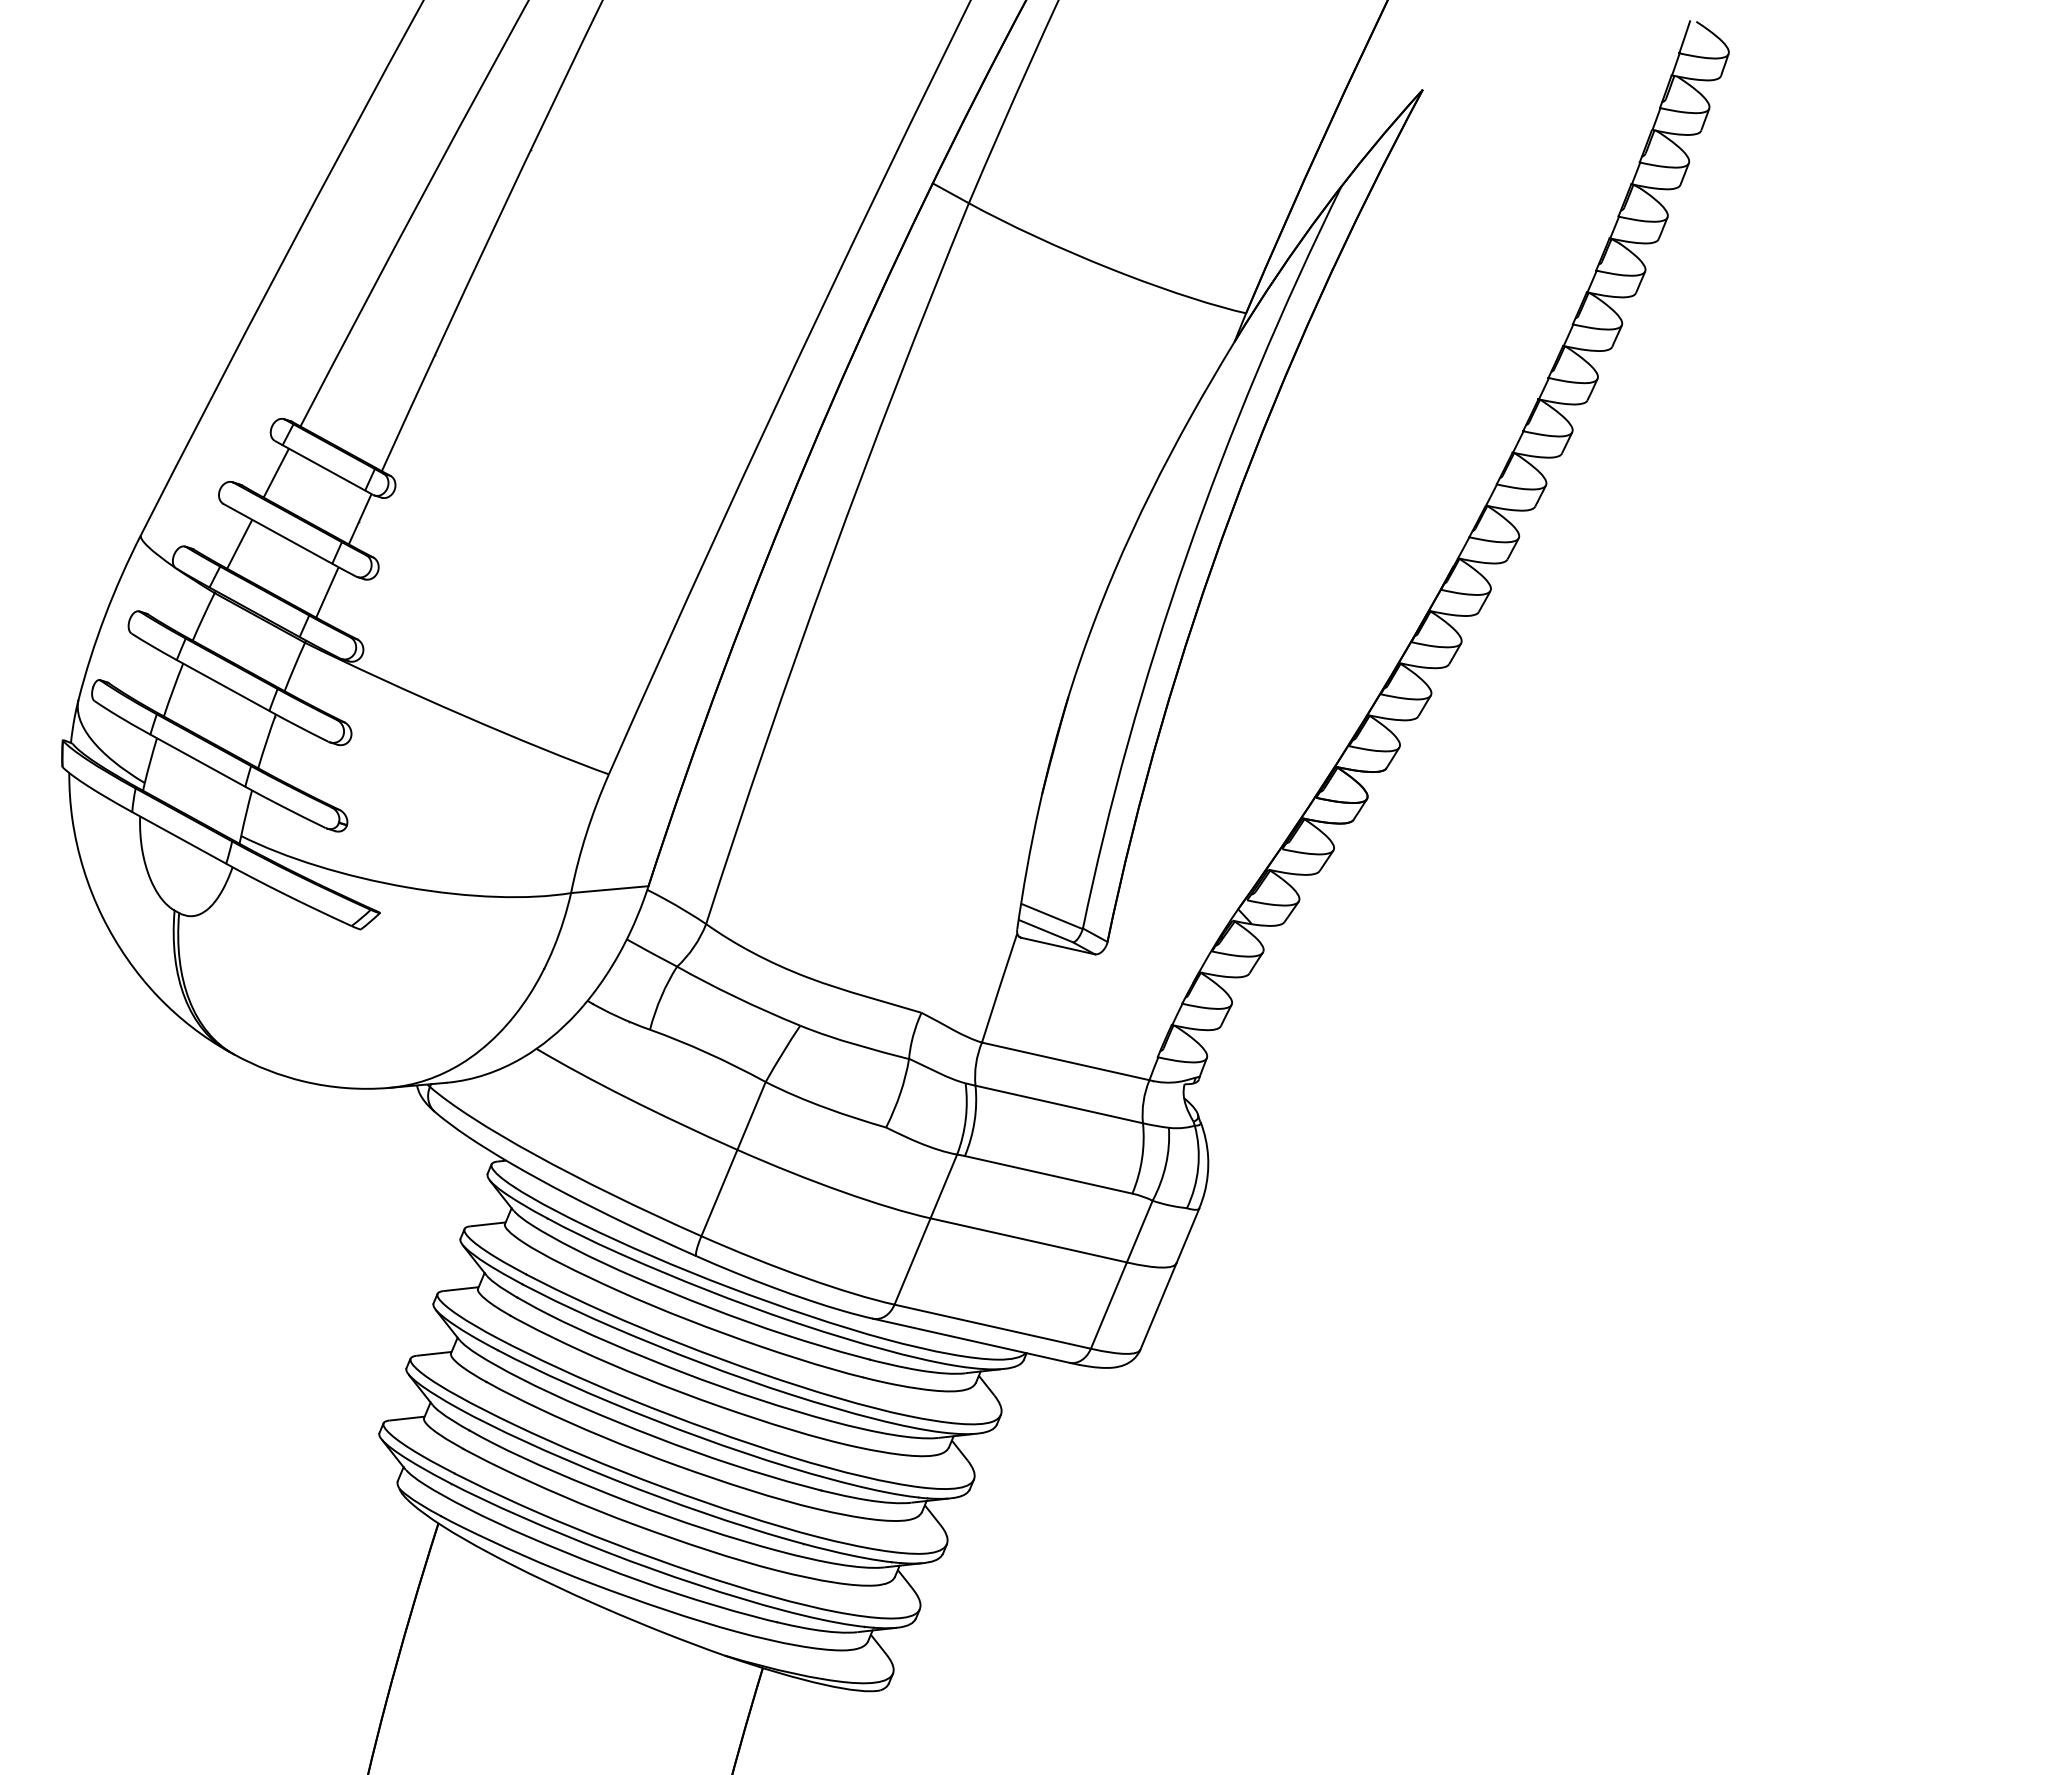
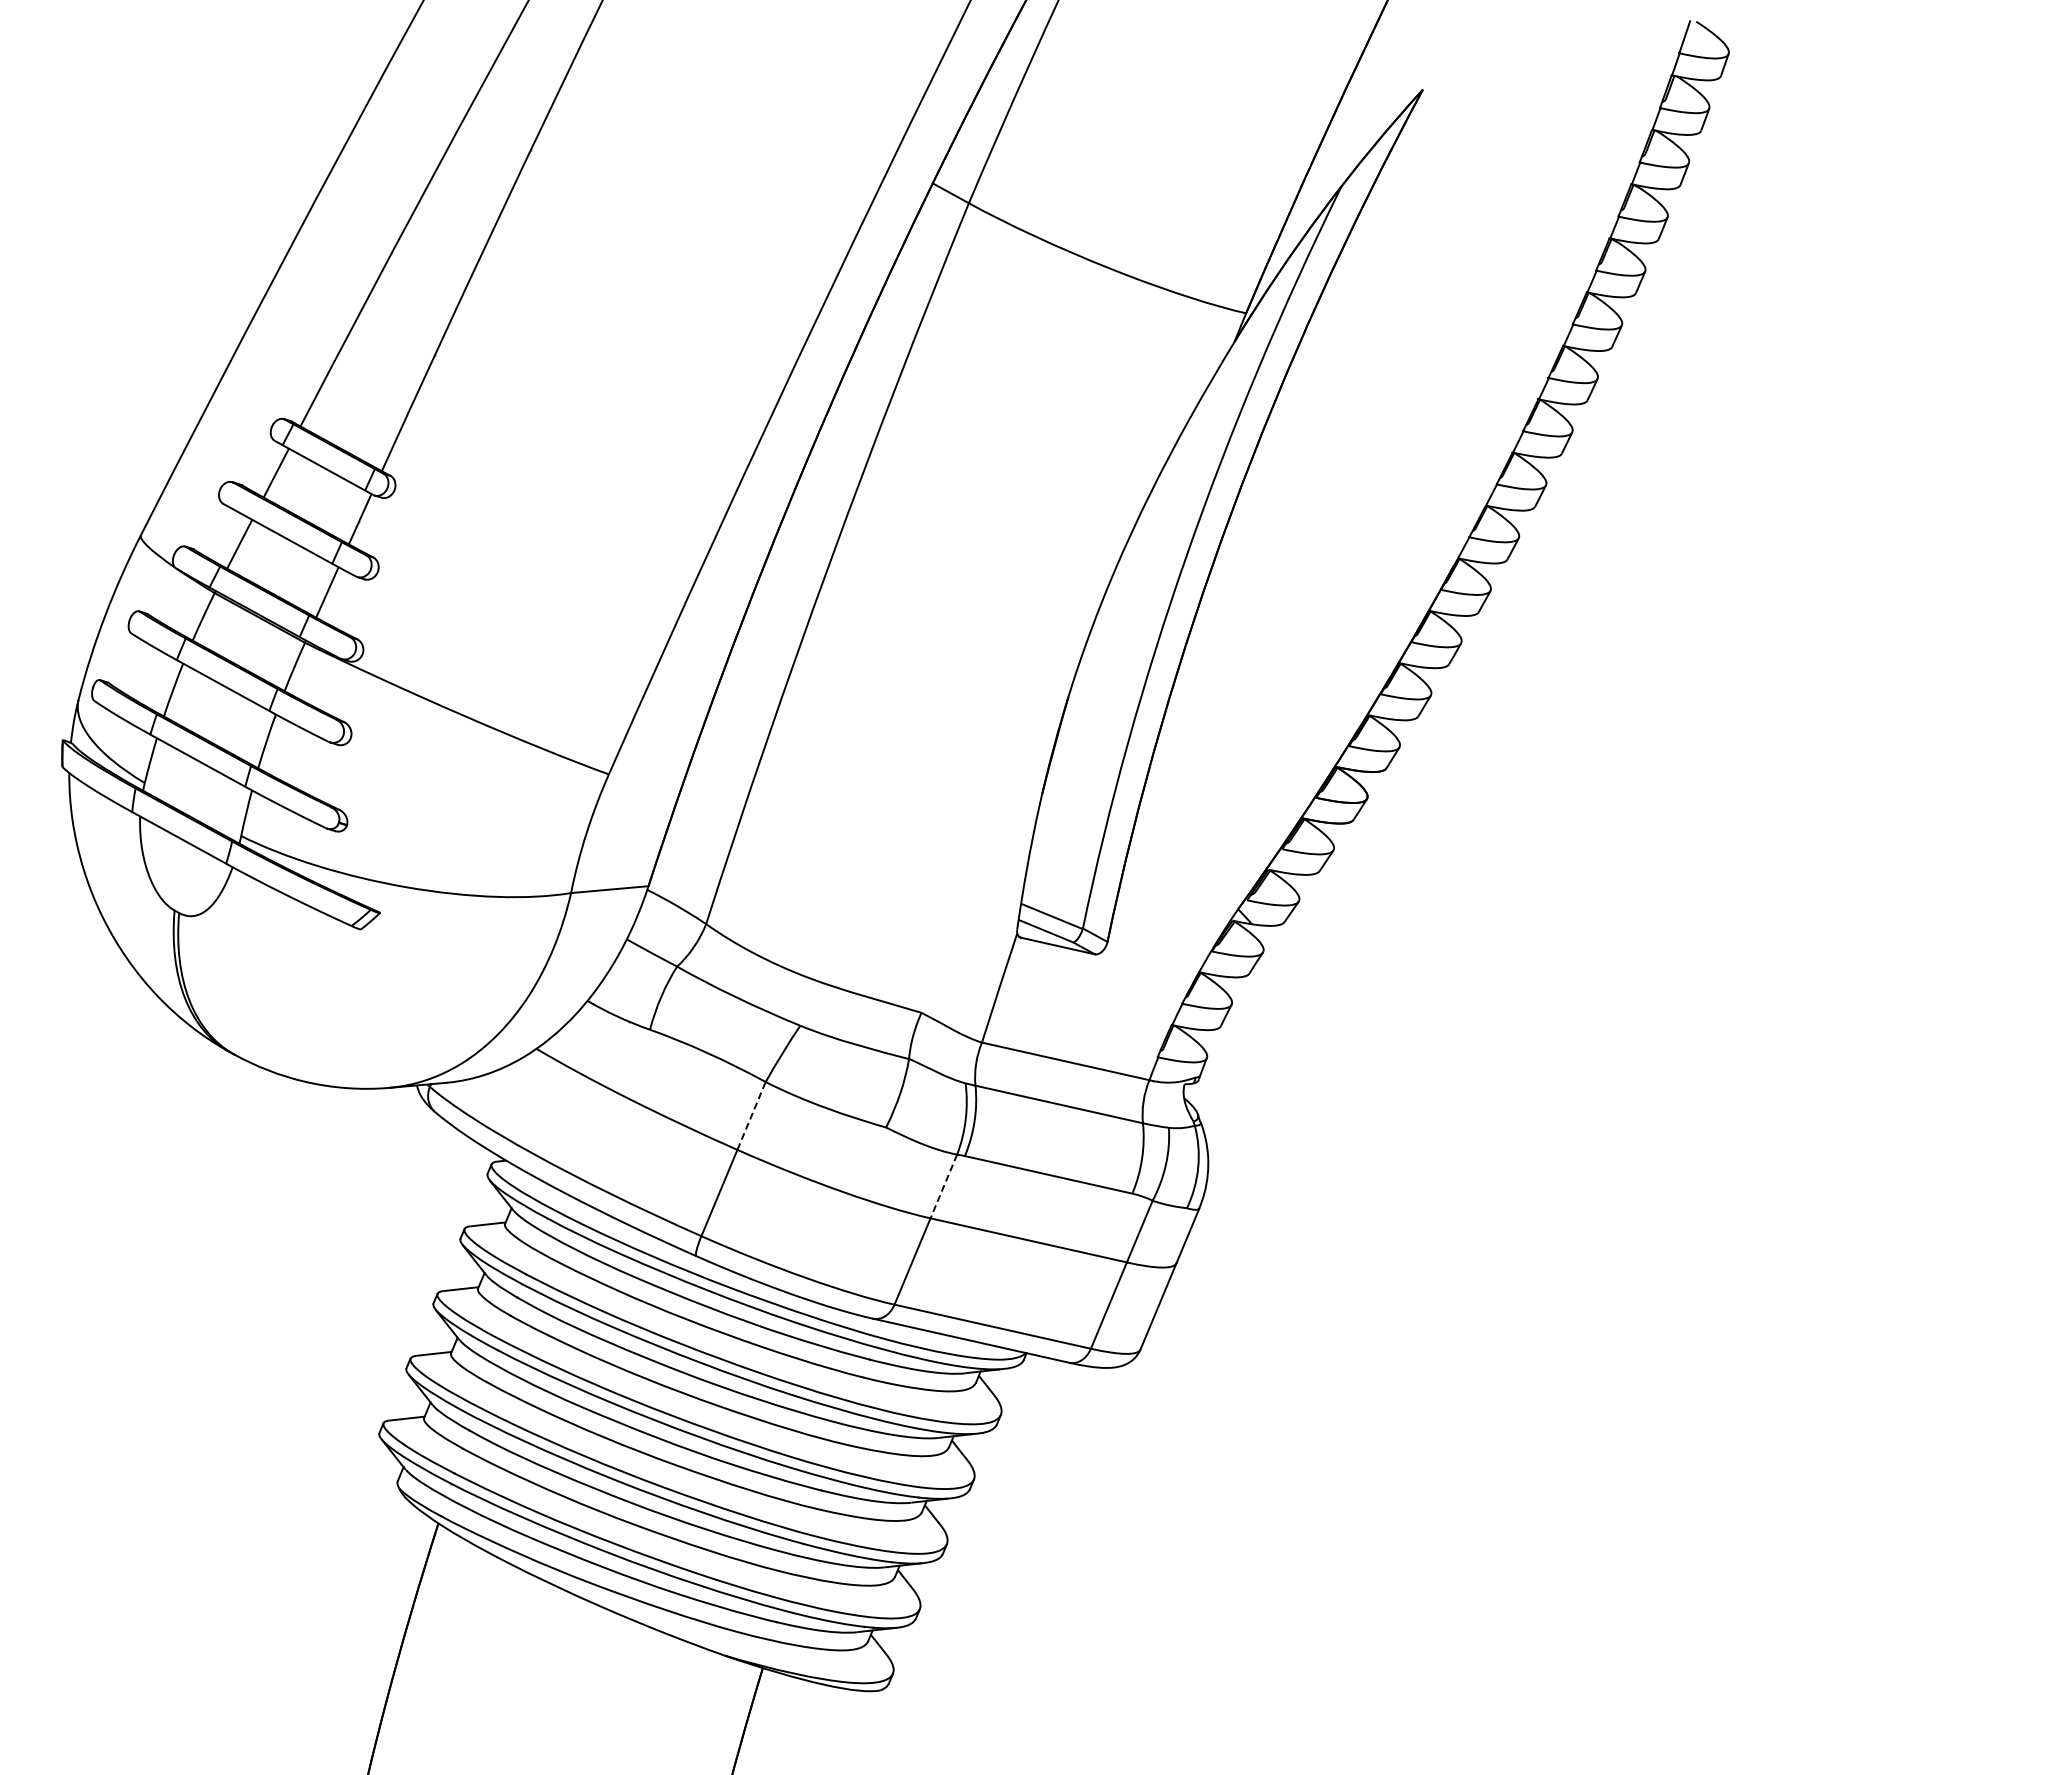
line: solid -> dashed (751, 1115)
line: solid -> dashed (943, 1186)
